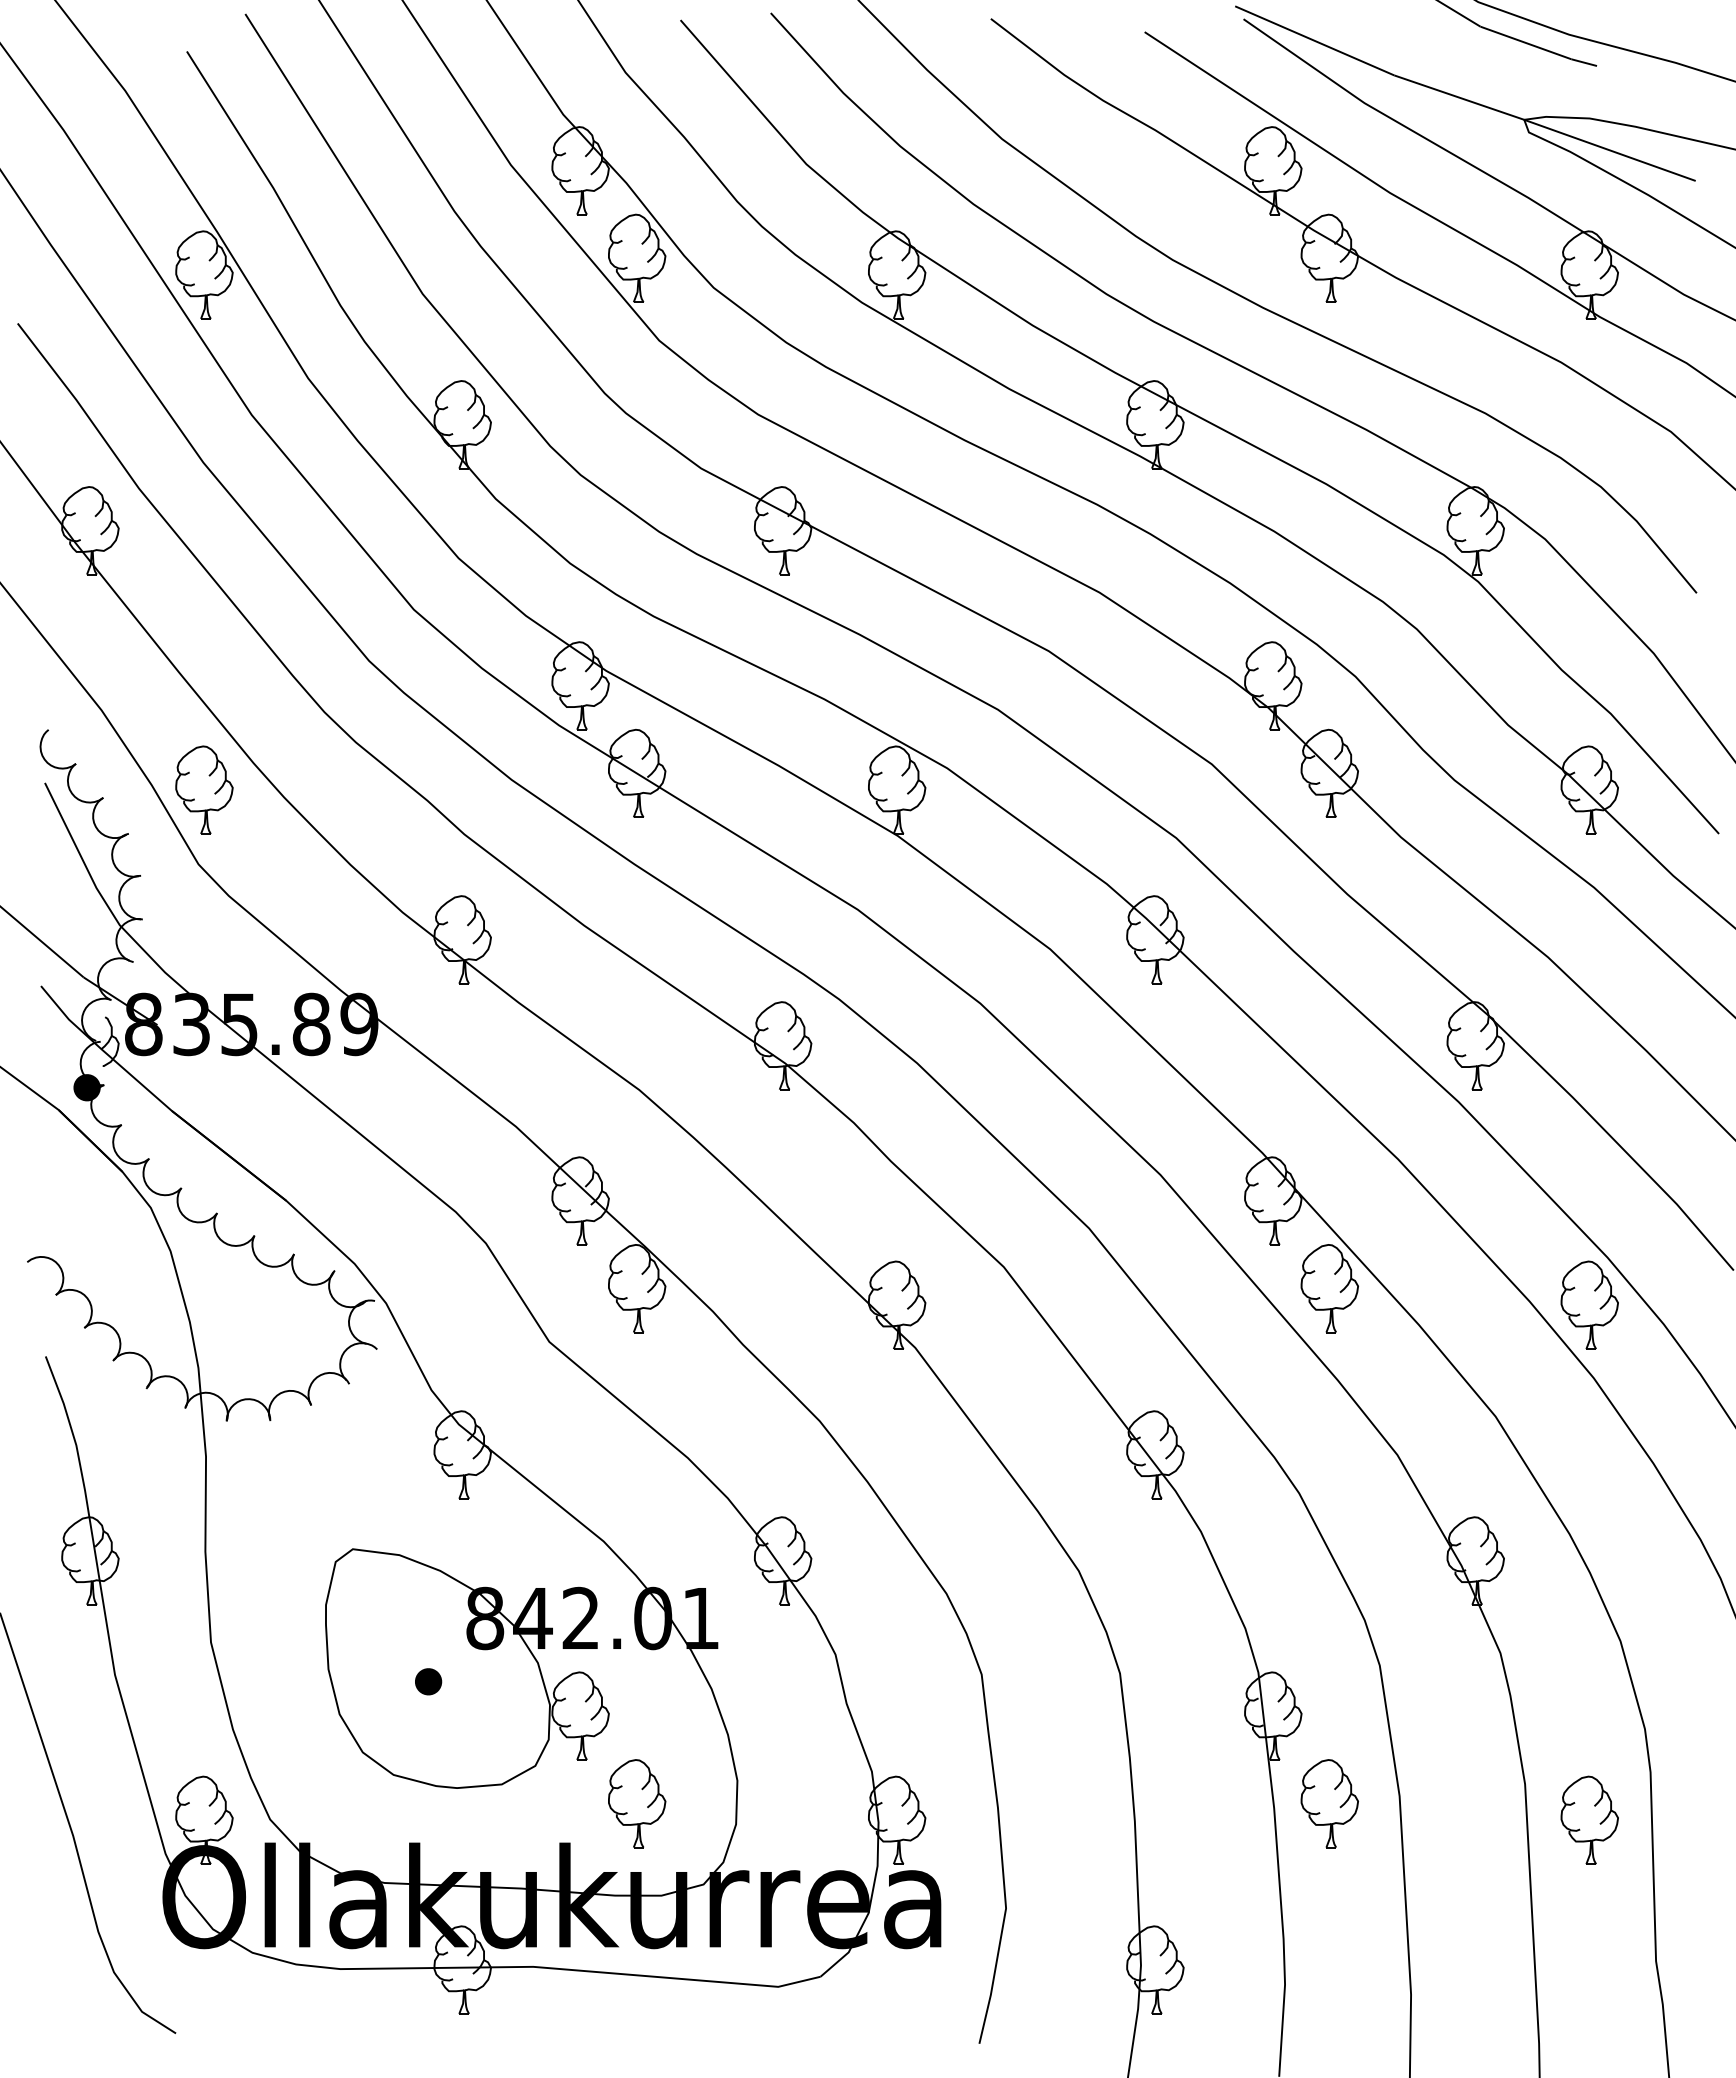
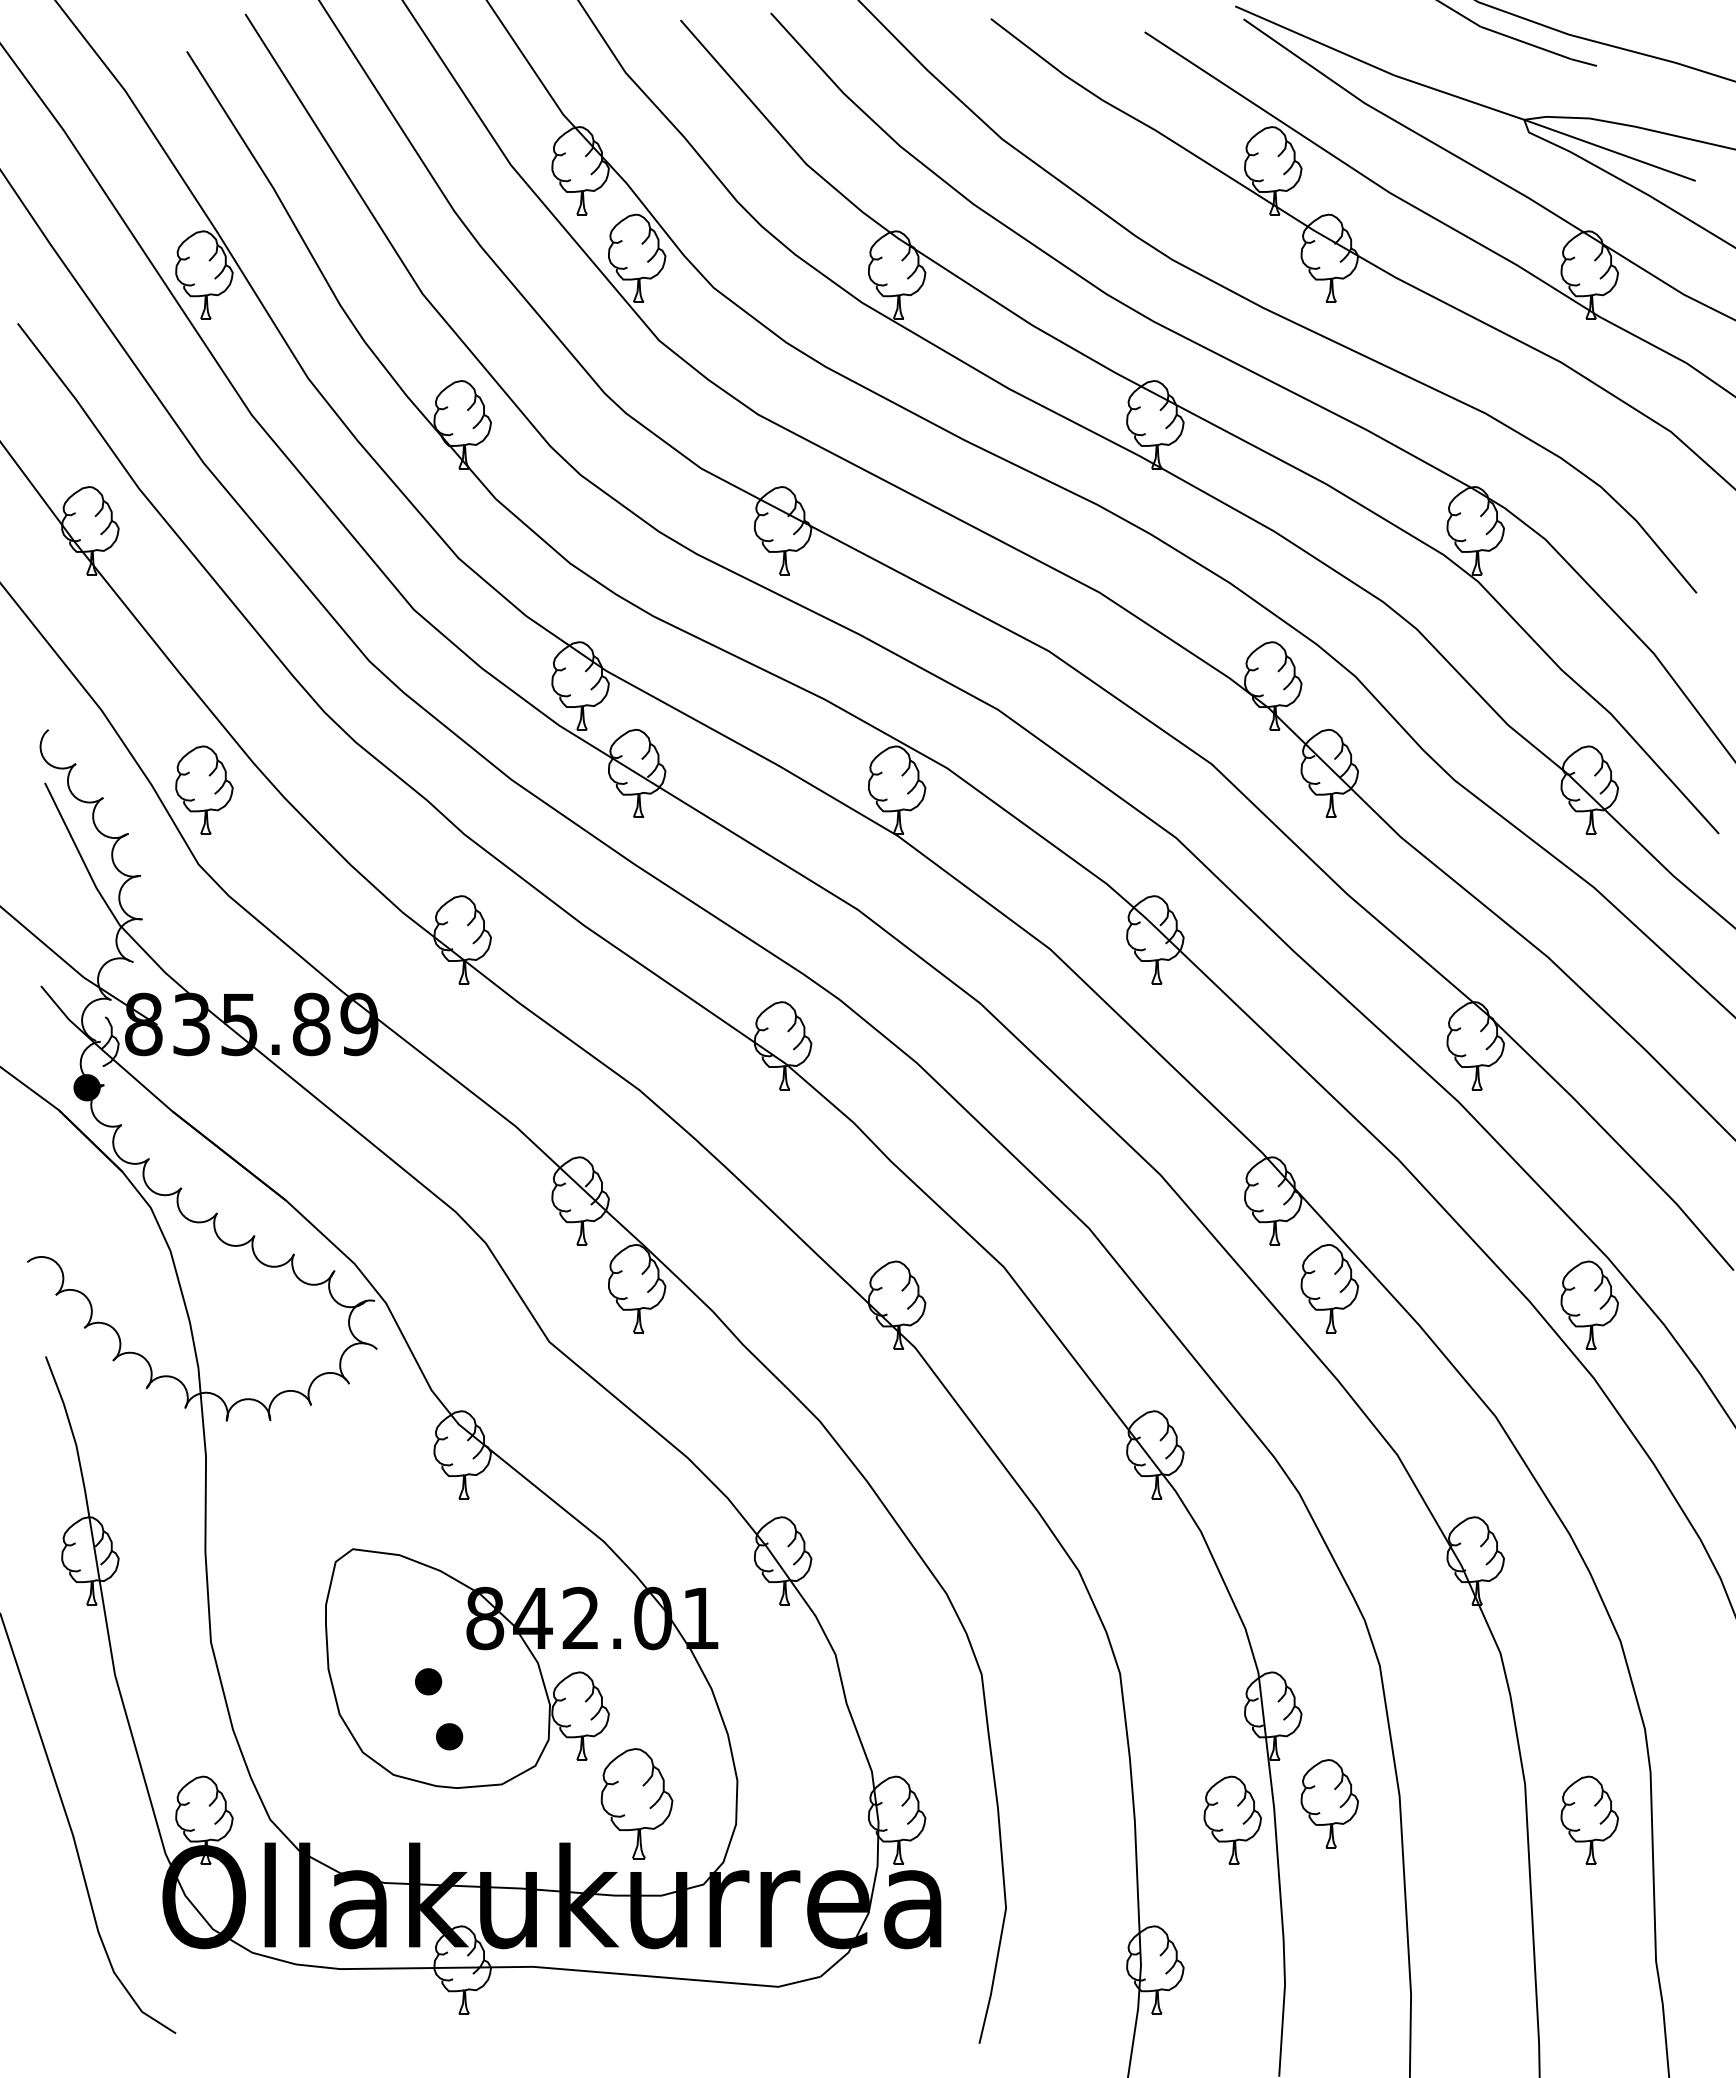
part: none -> present (449, 1736)
part size: 59x90 px -> 74x112 px (636, 1803)
part: none -> present (1232, 1819)
